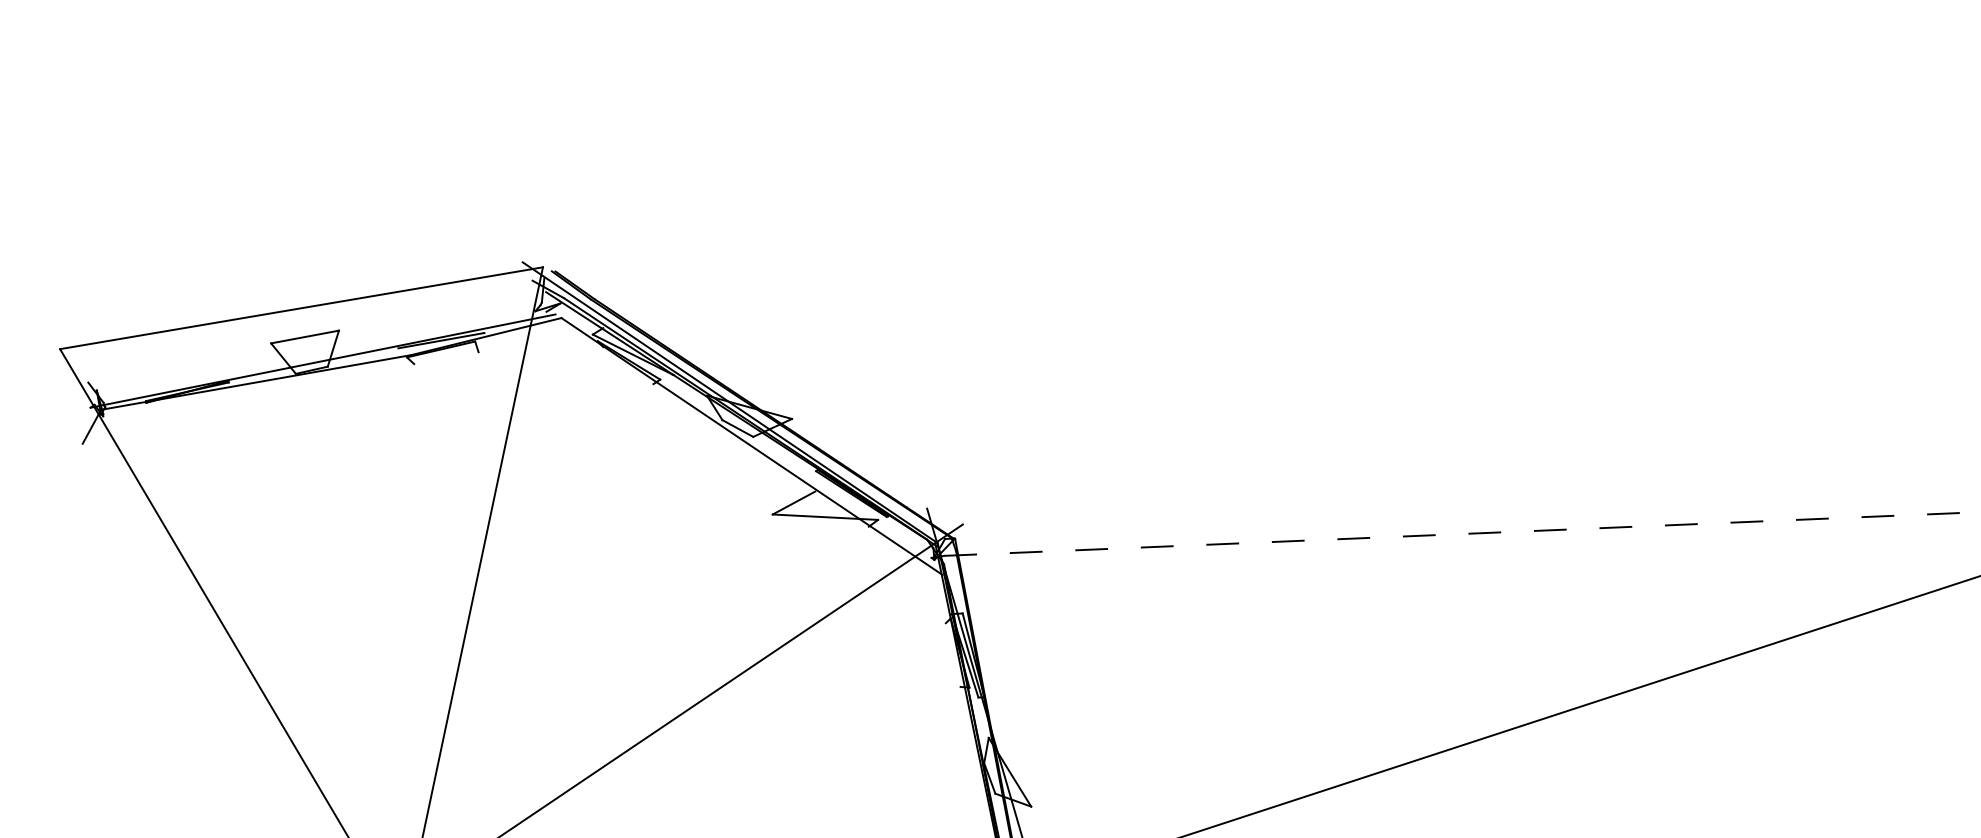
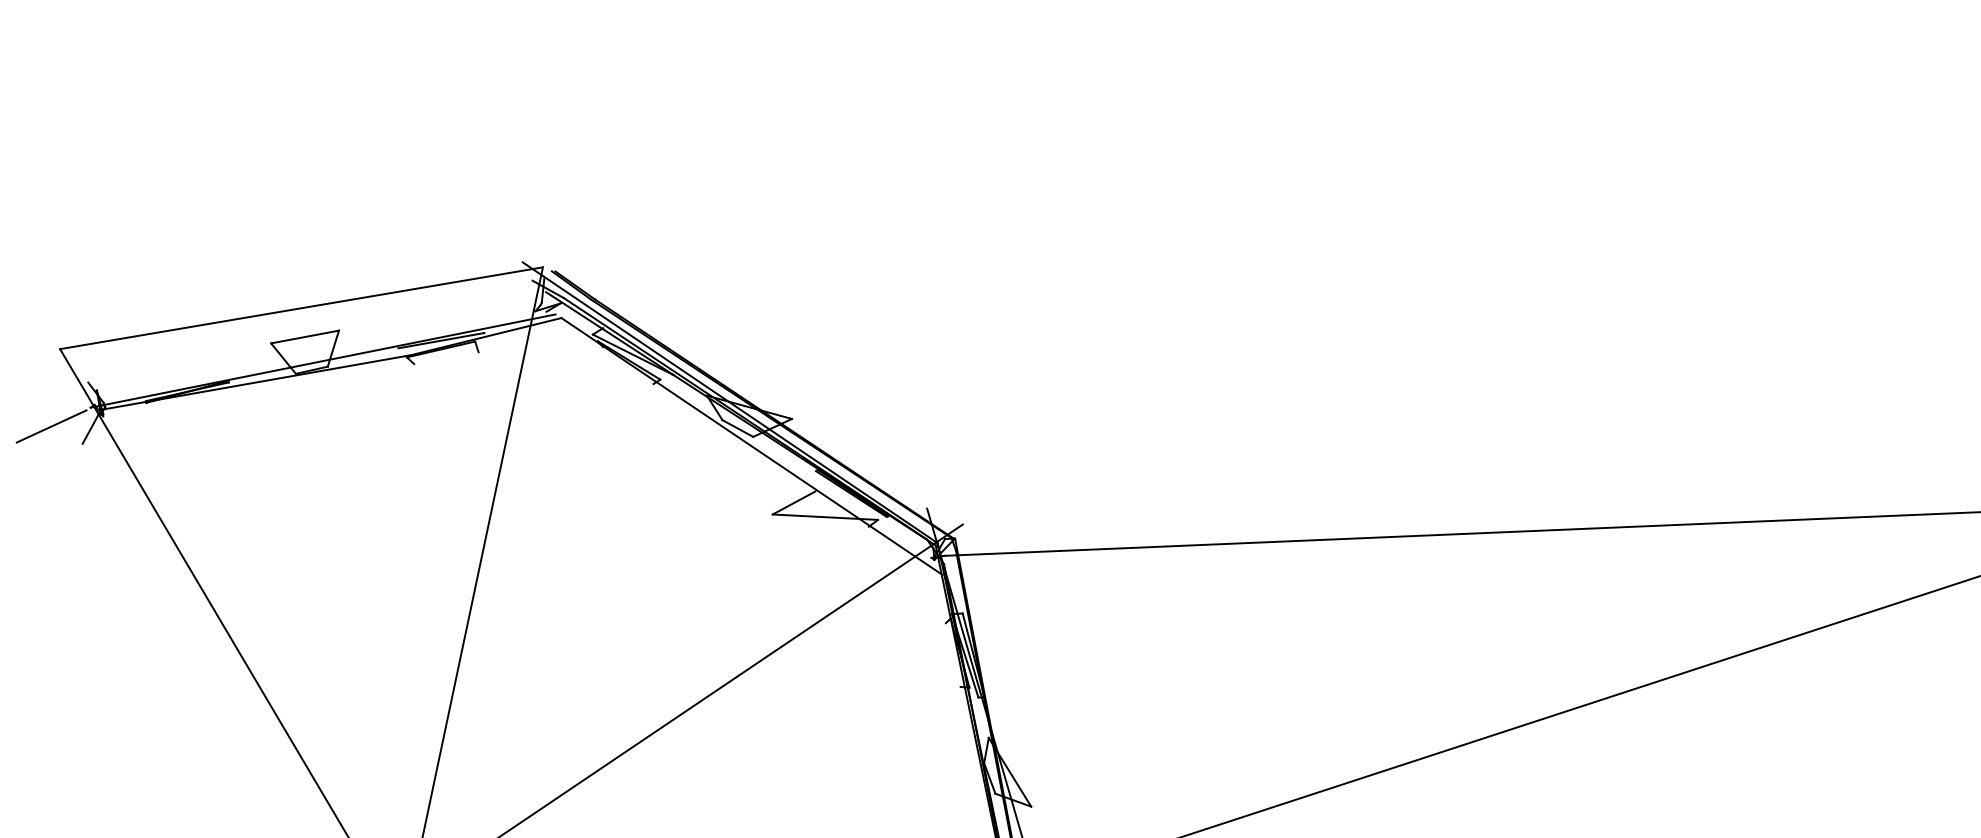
line: none -> present (51, 426)
line: dashed -> solid (1462, 533)
